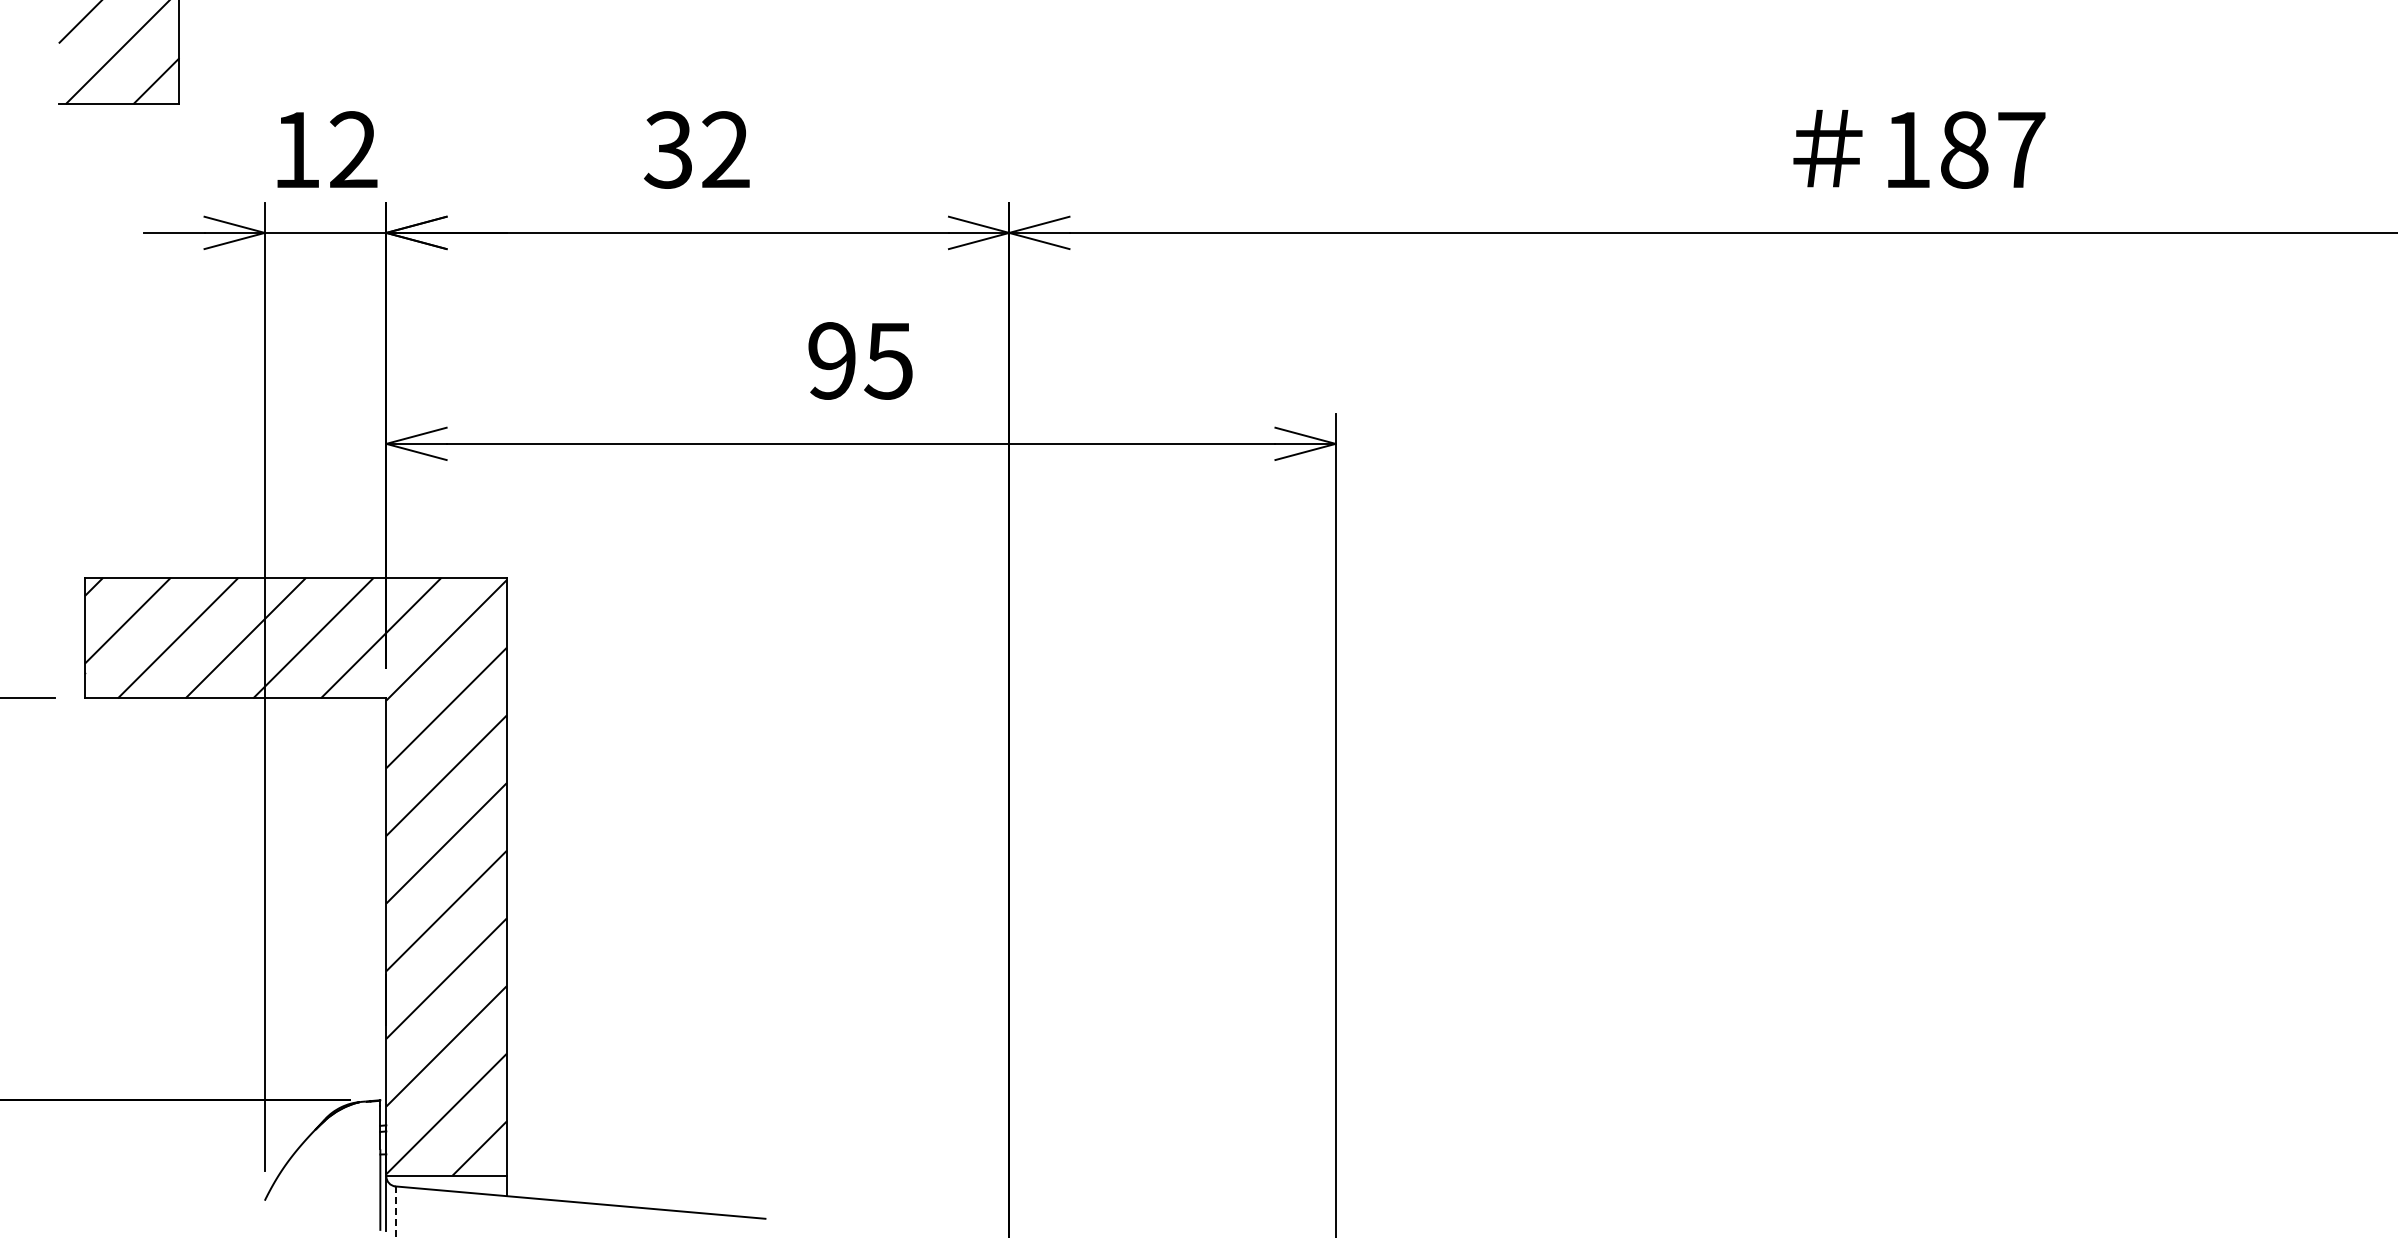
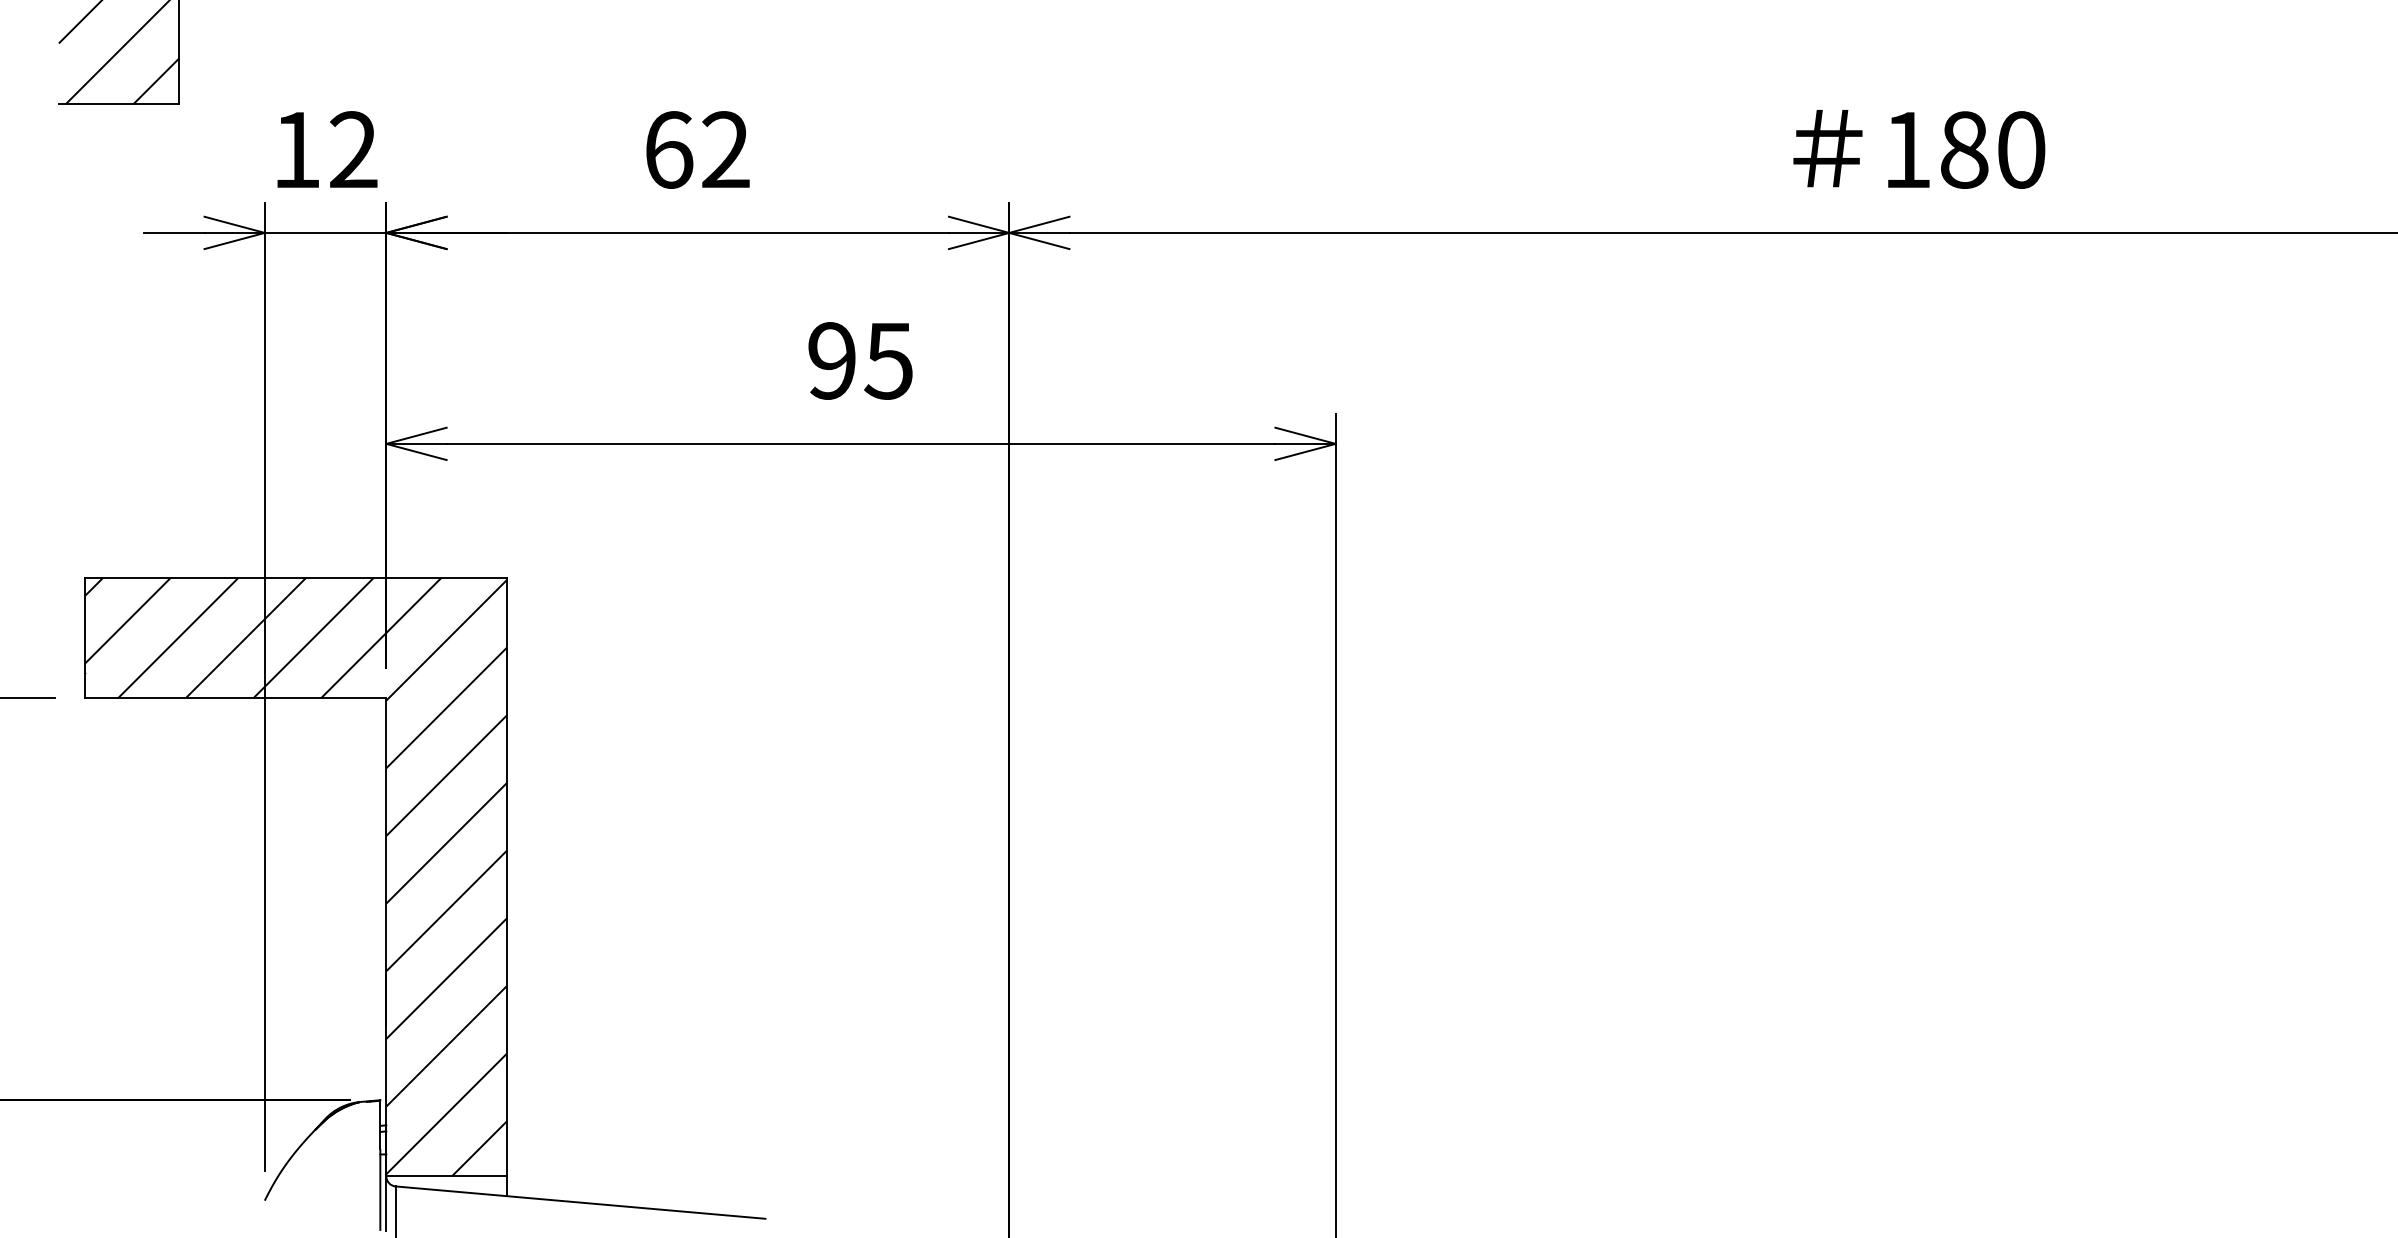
text: 32 -> 62 (668, 149)
text: 187 -> 180 (2021, 149)
line: dashed -> solid (395, 1212)
